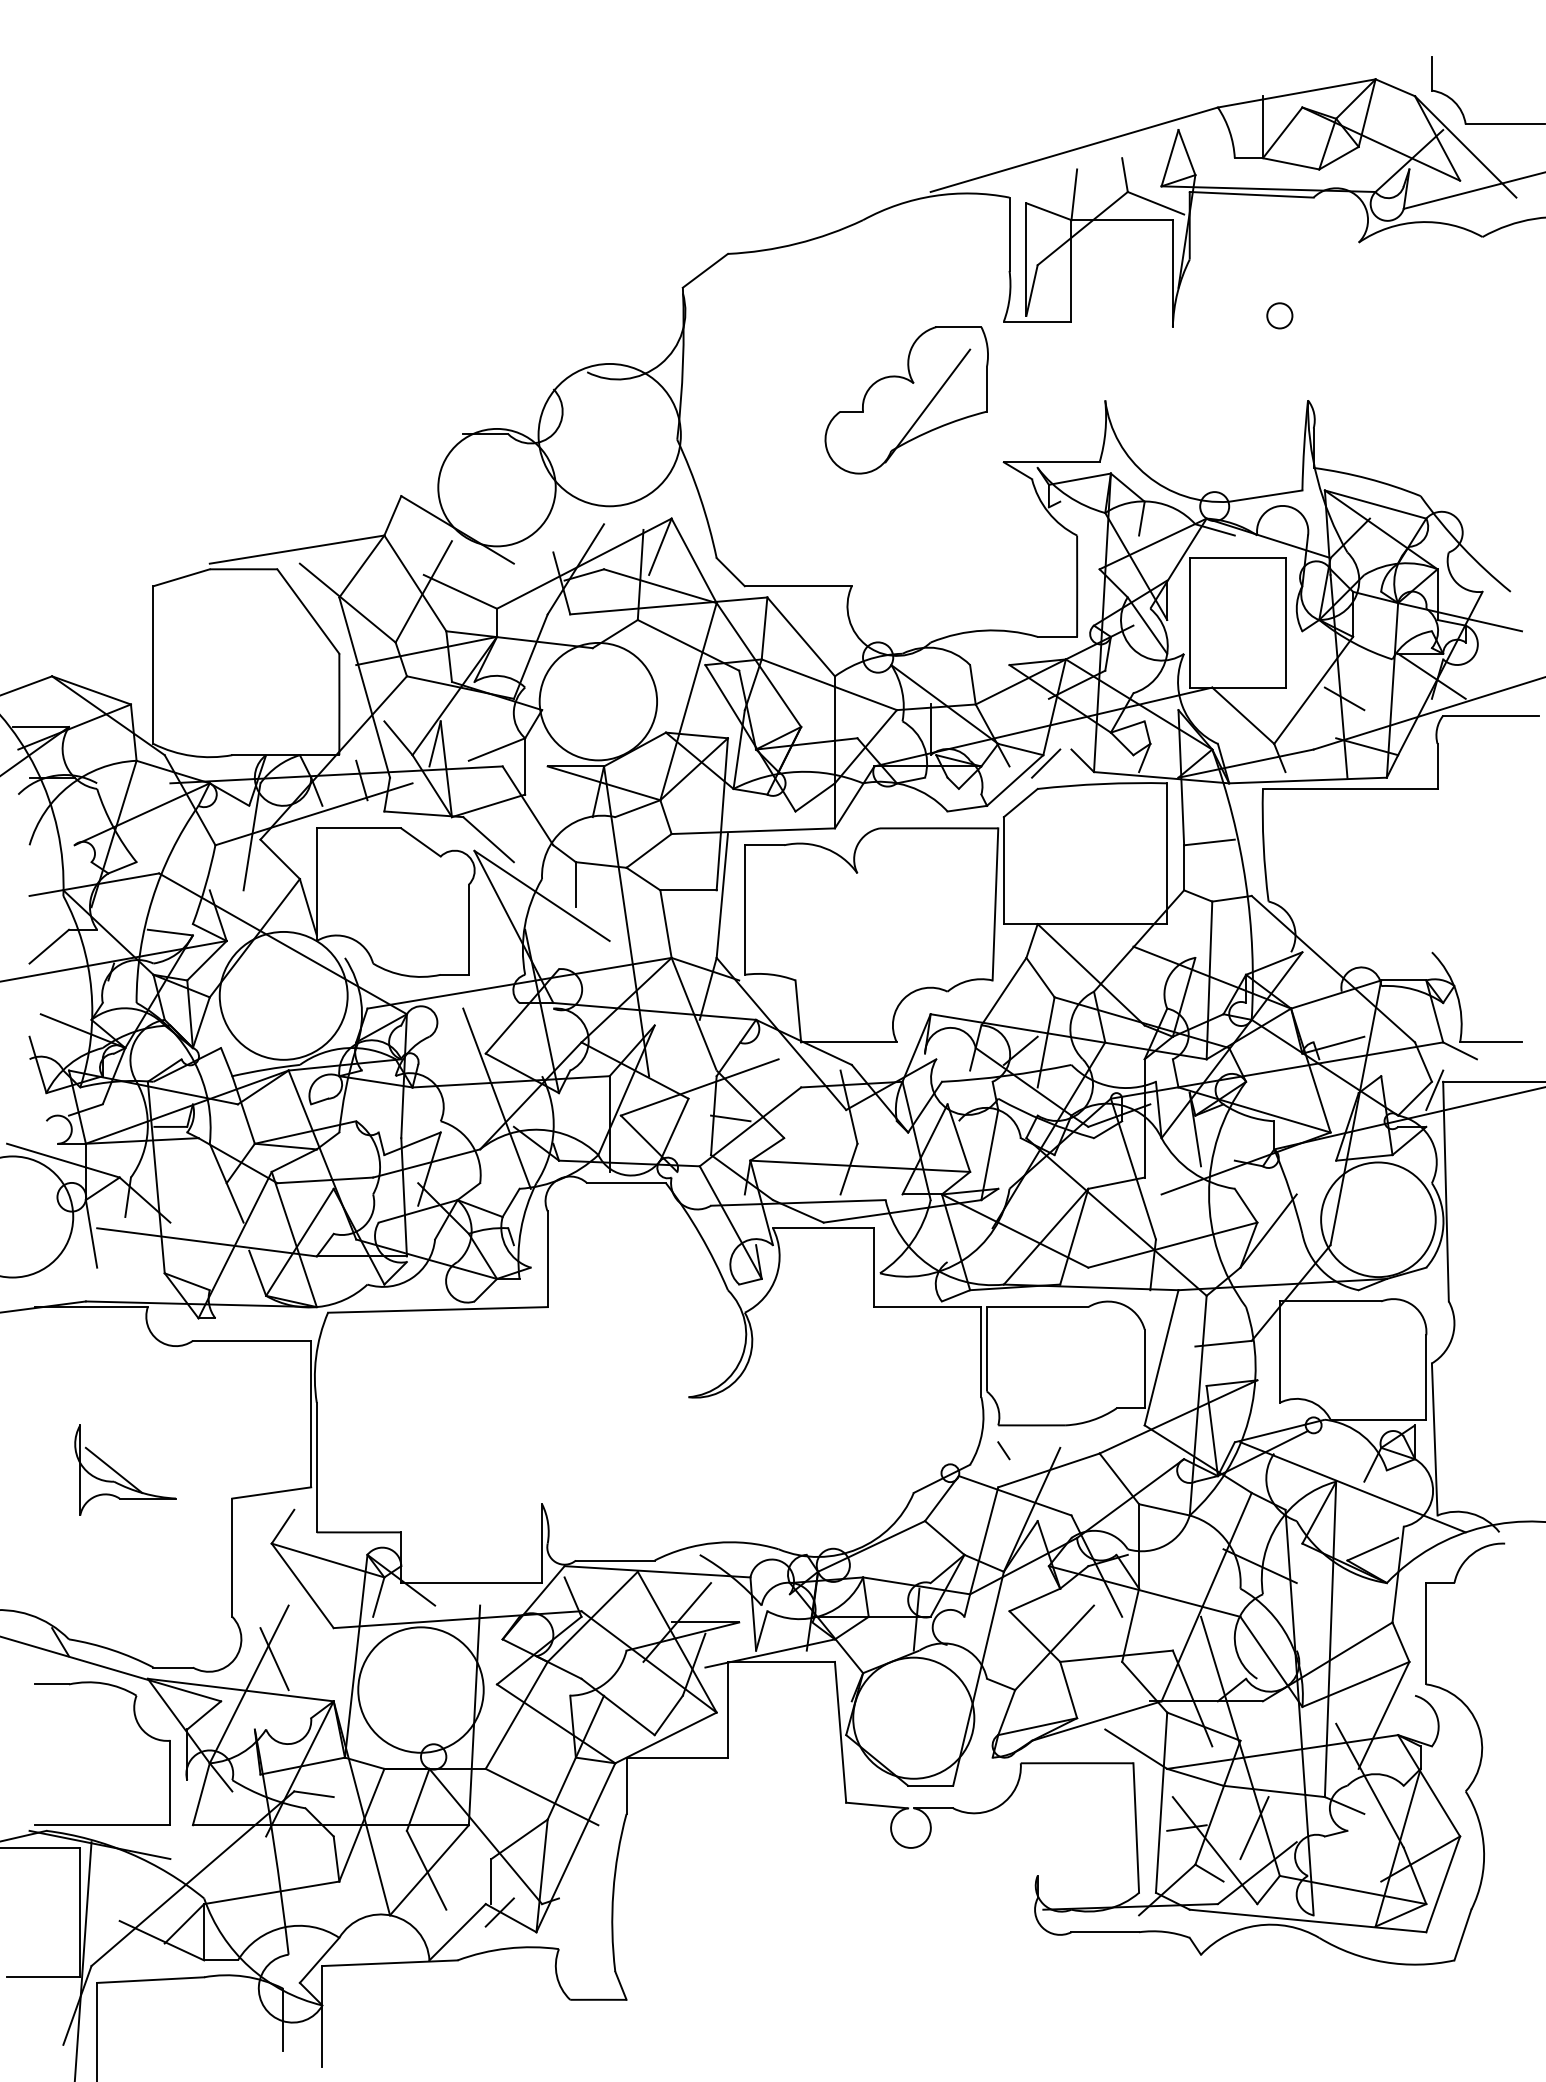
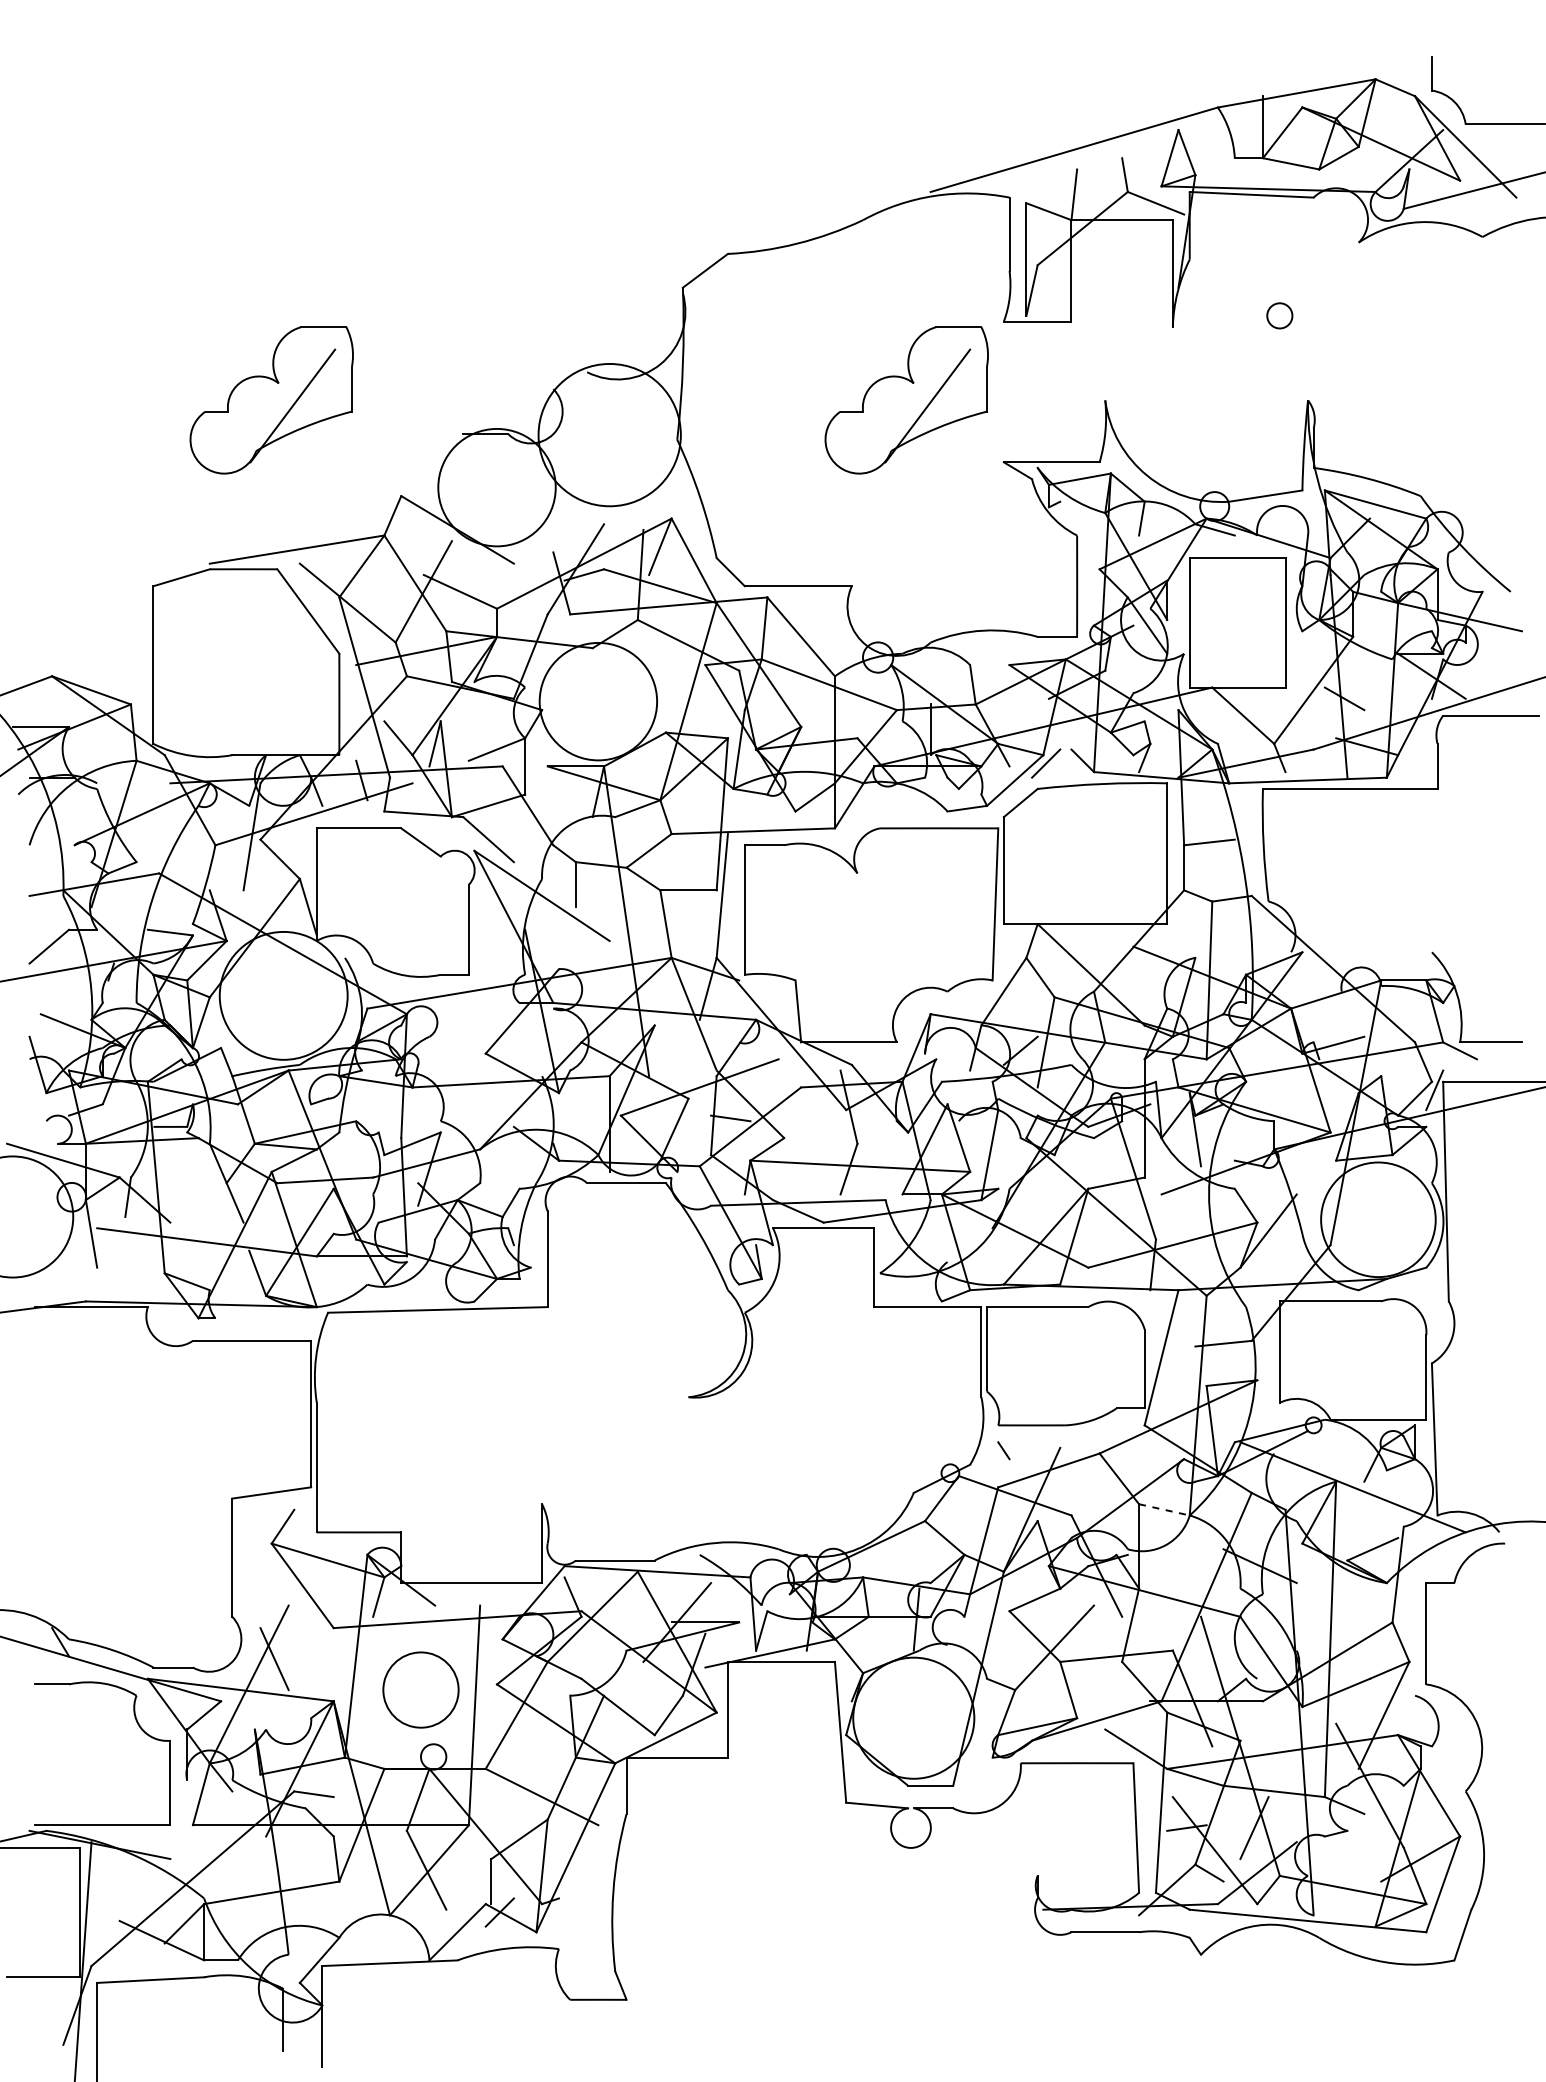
part: none -> present (271, 400)
line: present -> none (496, 1098)
part: present -> none (122, 1475)
line: solid -> dashed (1164, 1509)
circle diameter: 125 px -> 75 px (420, 1689)
